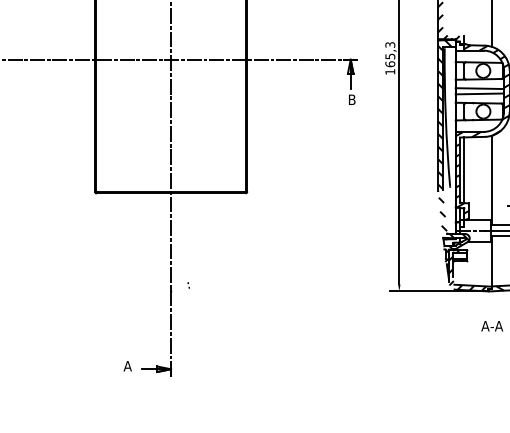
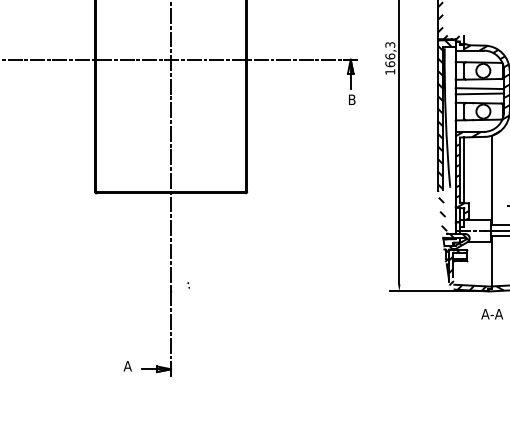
line: present -> none (492, 24)
text: 165,3 -> 166,3 (390, 56)
text position: (492, 326) -> (492, 314) (492, 314)
